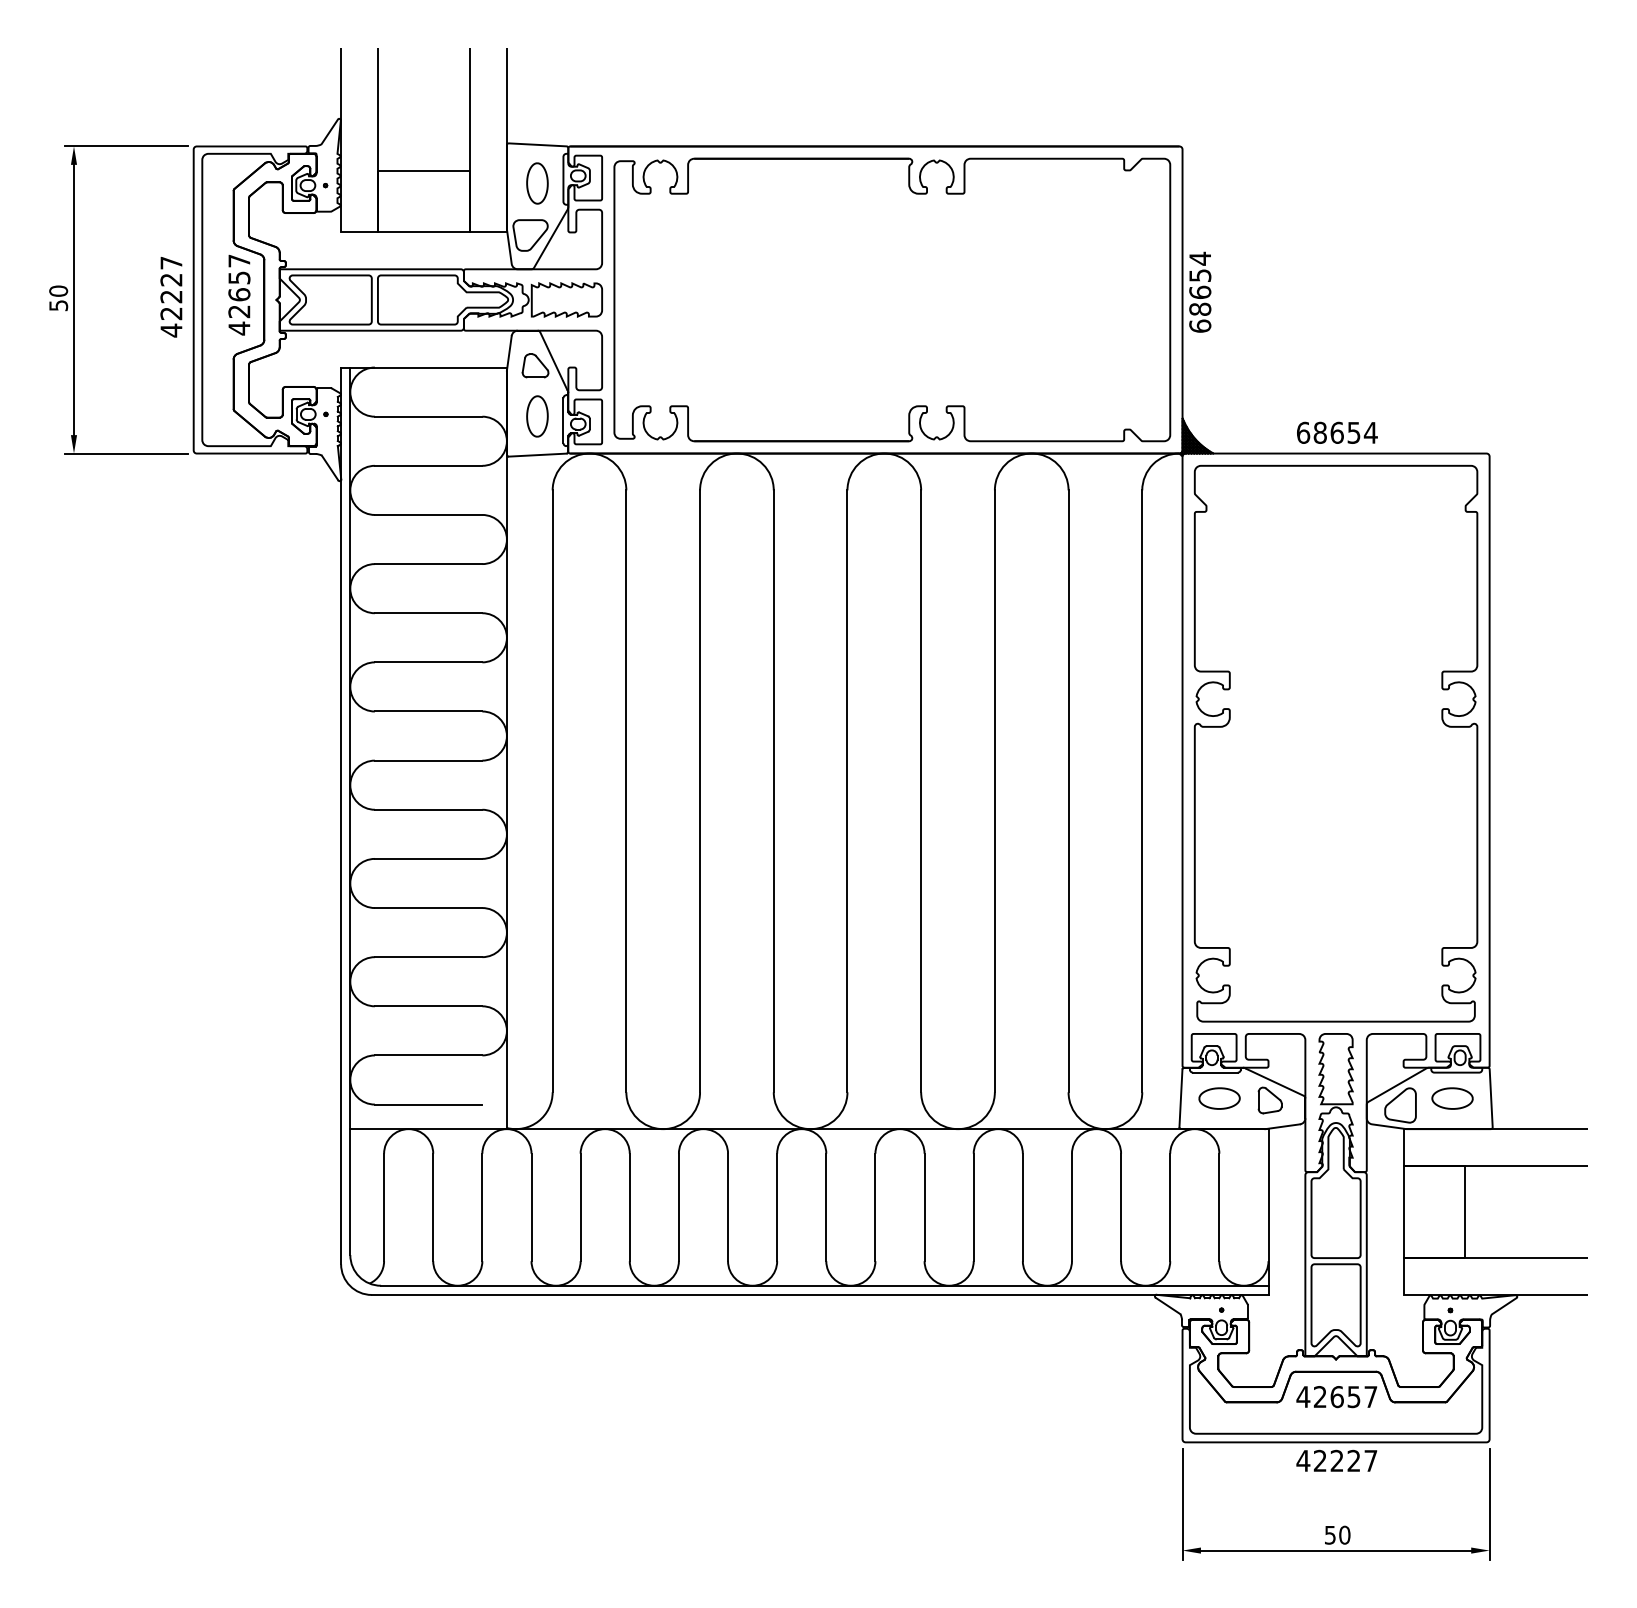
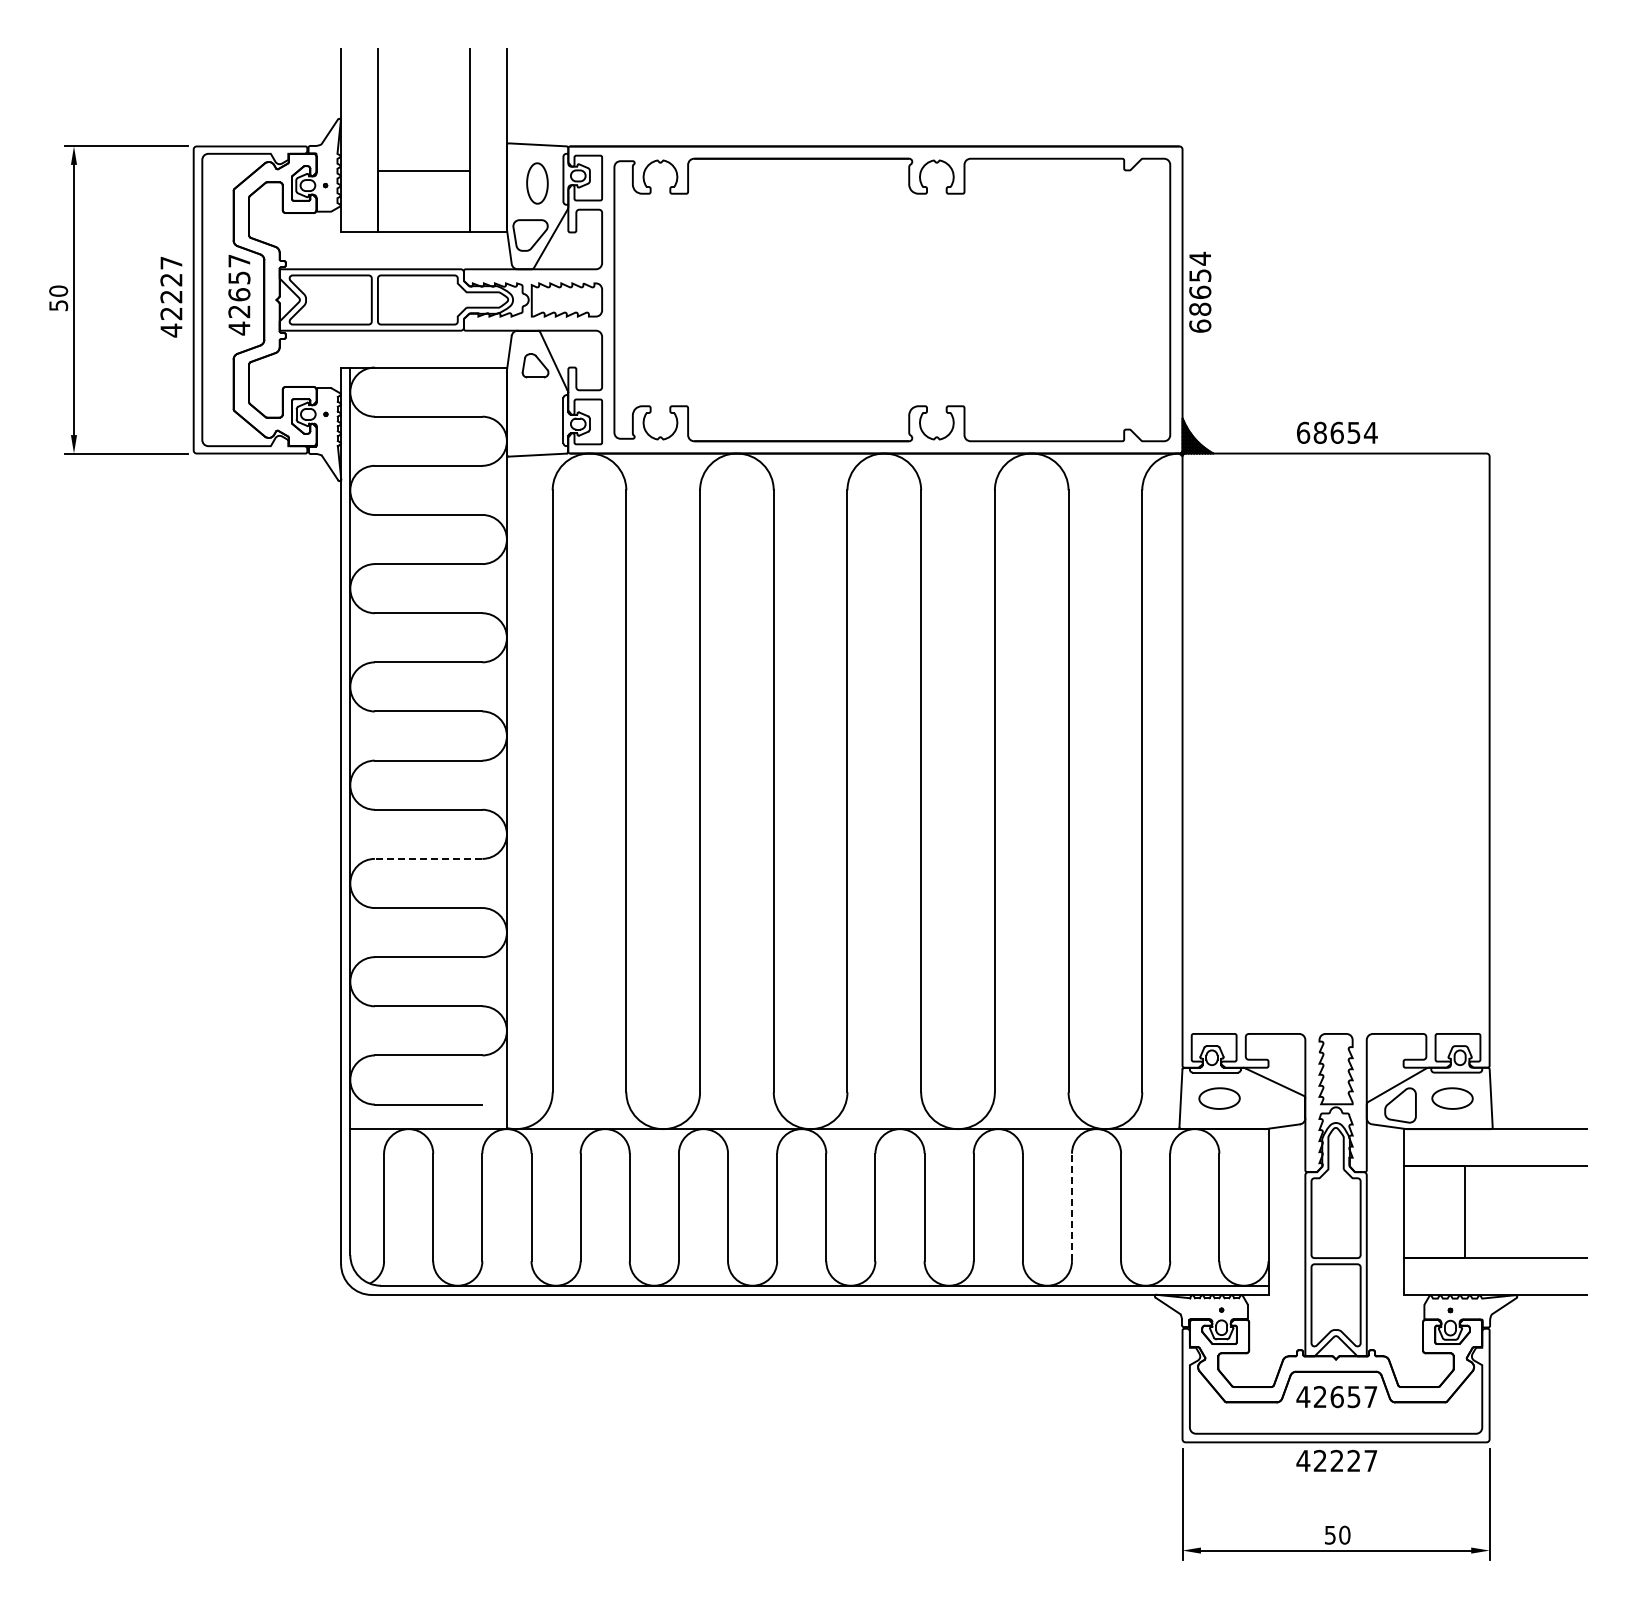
part: present -> none (537, 416)
part: present -> none (1335, 743)
line: solid -> dashed (428, 858)
part: present -> none (1269, 1100)
line: solid -> dashed (1071, 1207)
